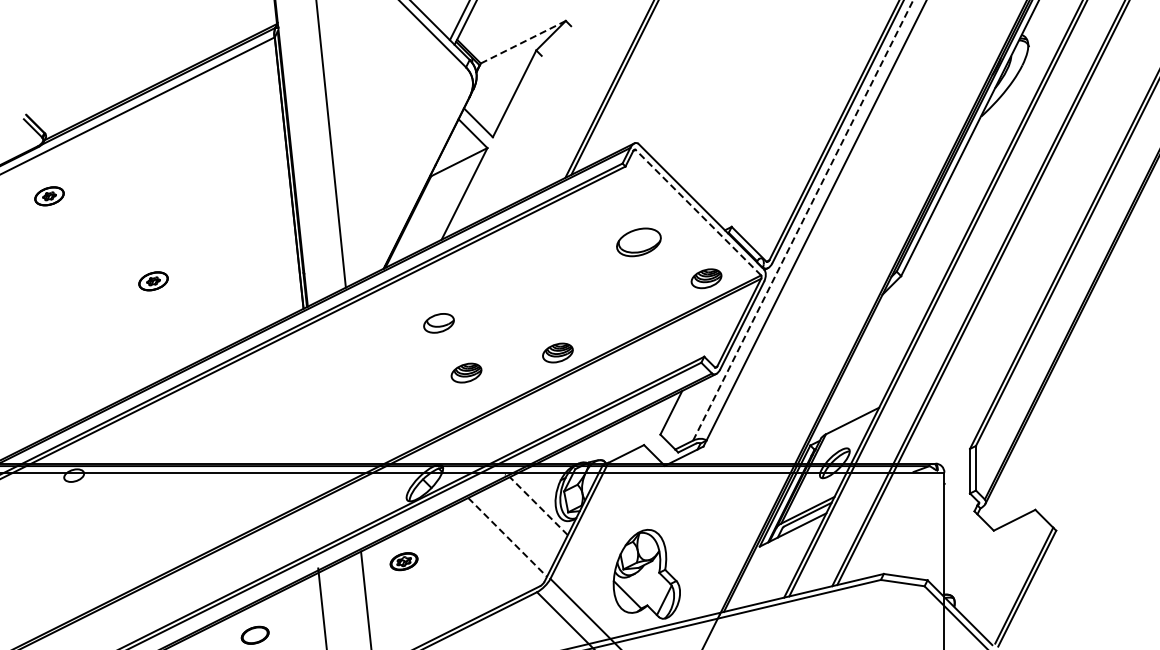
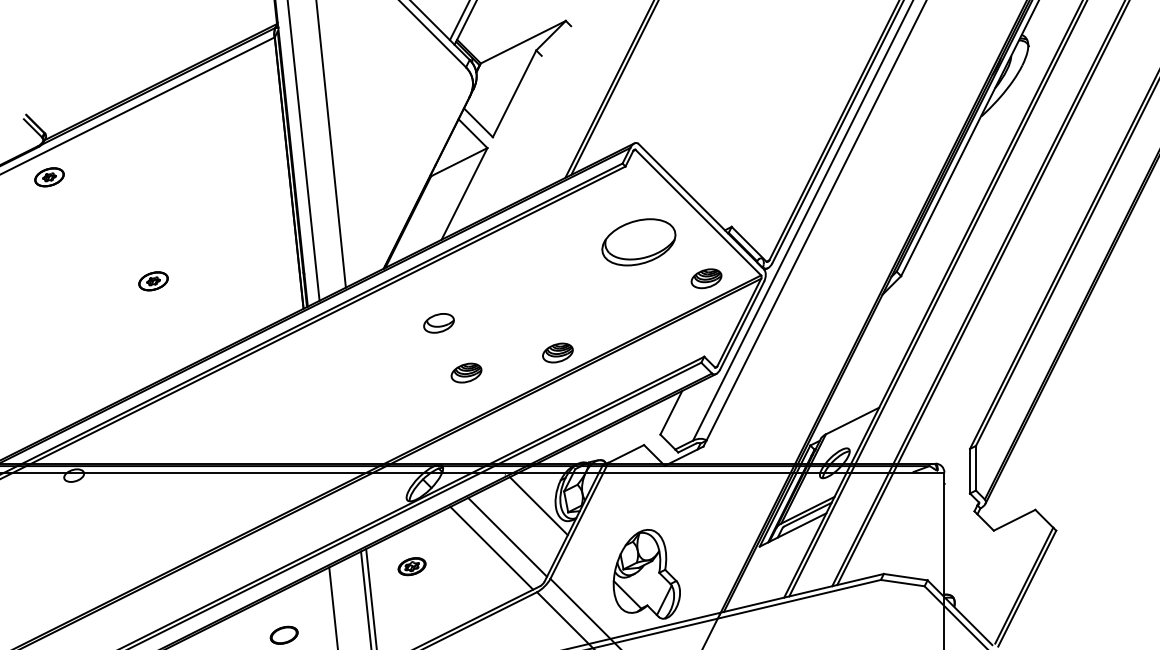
line: dashed -> solid (523, 42)
line: none -> present (303, 151)
part position: (49, 196) -> (49, 177) (49, 177)
line: dashed -> solid (698, 212)
line: dashed -> solid (803, 220)
part size: 46x31 px -> 76x49 px (638, 242)
line: dashed -> solid (538, 506)
line: dashed -> solid (507, 537)
line: none -> present (491, 547)
part position: (403, 561) -> (411, 566) (411, 566)
line: none -> present (371, 597)
line position: (322, 607) -> (333, 606) (333, 606)
part position: (254, 634) -> (283, 634) (283, 634)
